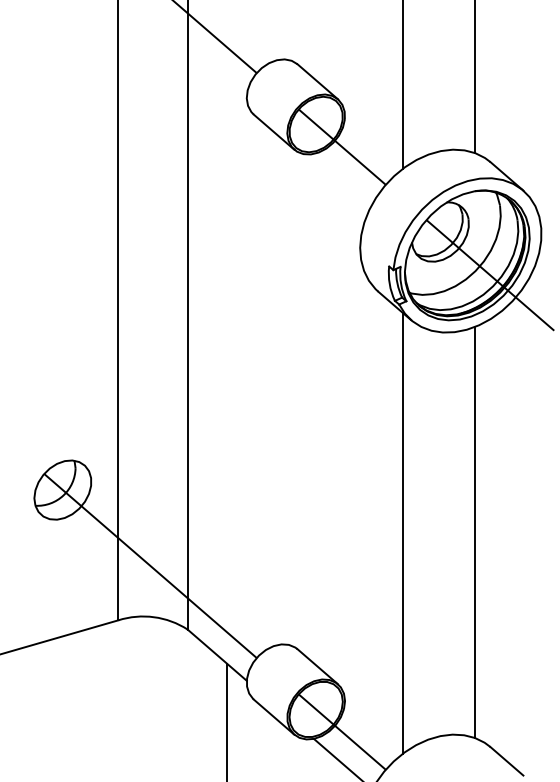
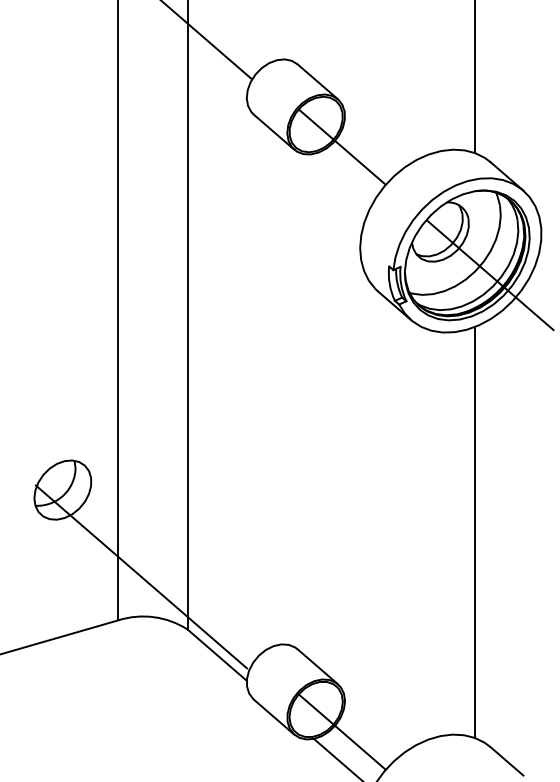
line position: (215, 37) -> (207, 40) (207, 40)
line: present -> none (402, 85)
line: present -> none (402, 532)
line position: (150, 565) -> (141, 576) (141, 576)
line: present -> none (226, 720)
